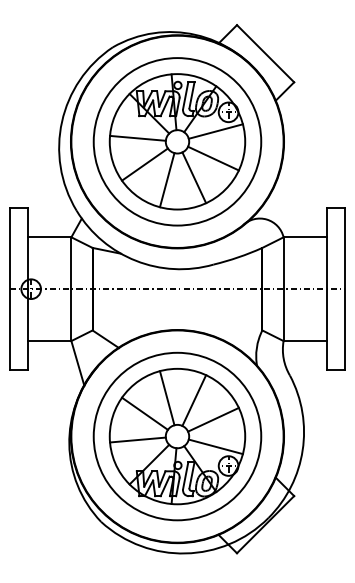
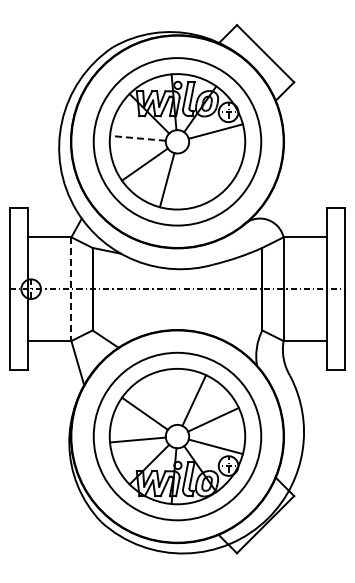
line: solid -> dashed (137, 138)
line: present -> none (213, 158)
line: present -> none (194, 177)
line: solid -> dashed (71, 289)
line: present -> none (166, 398)
